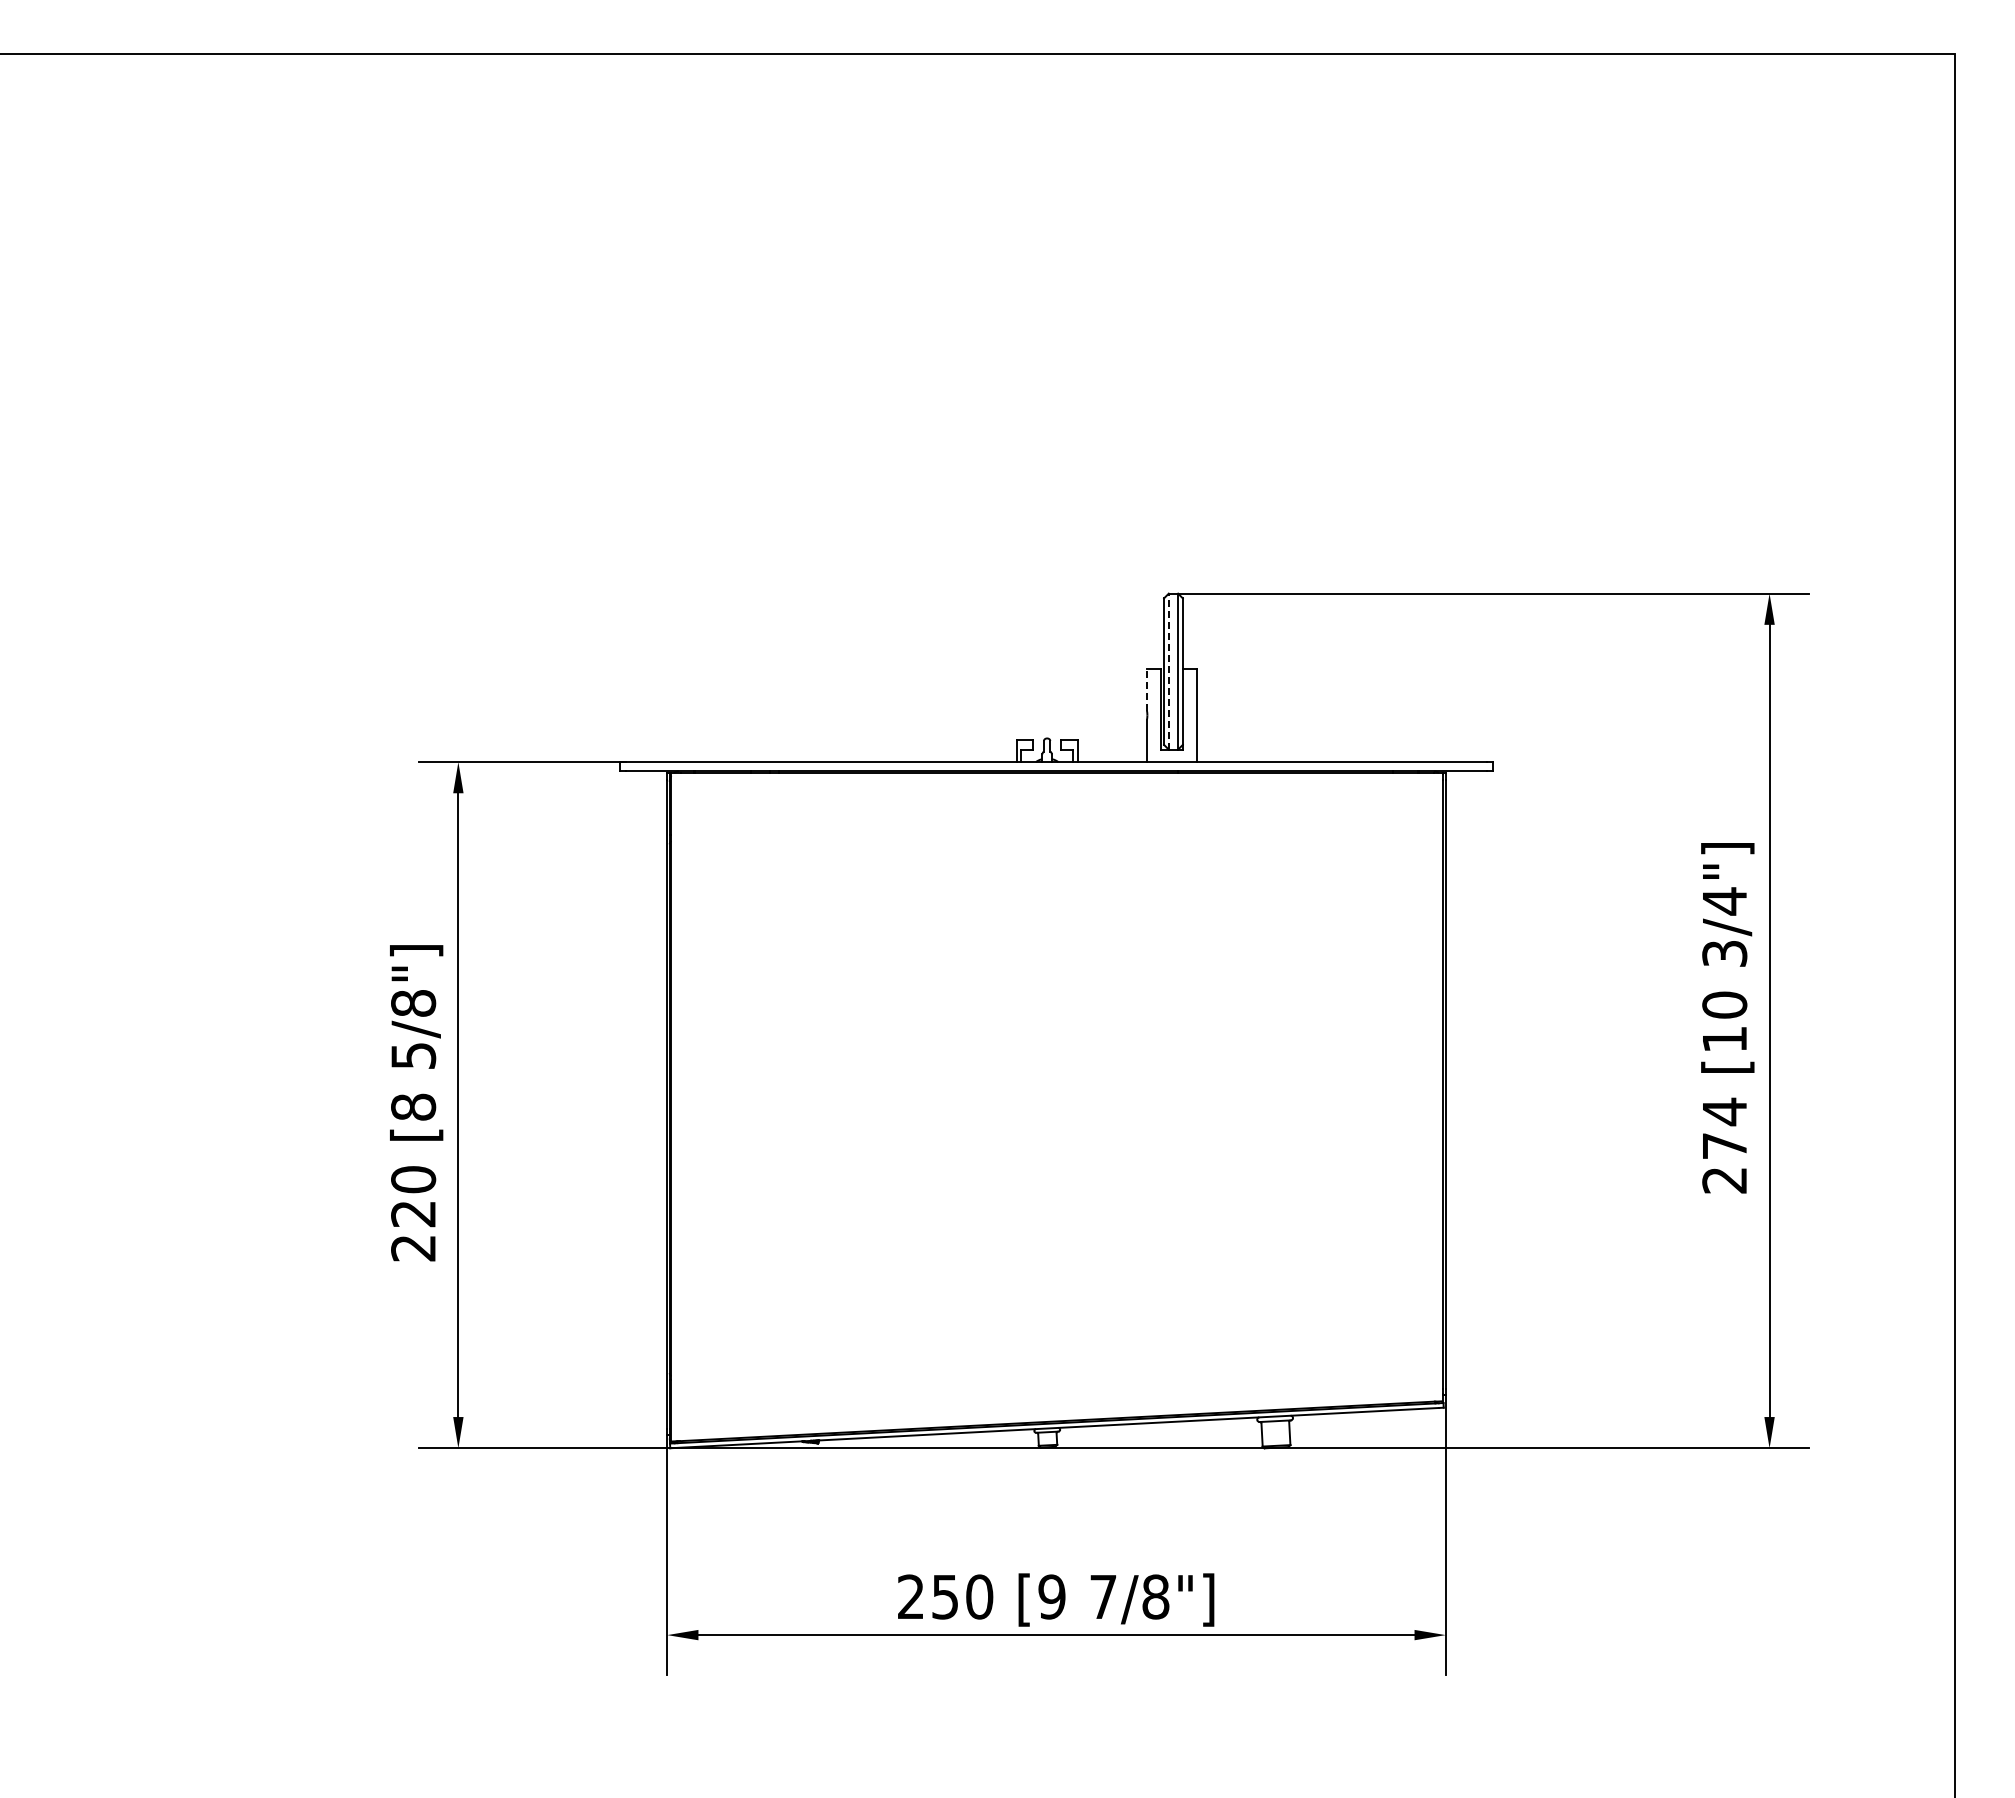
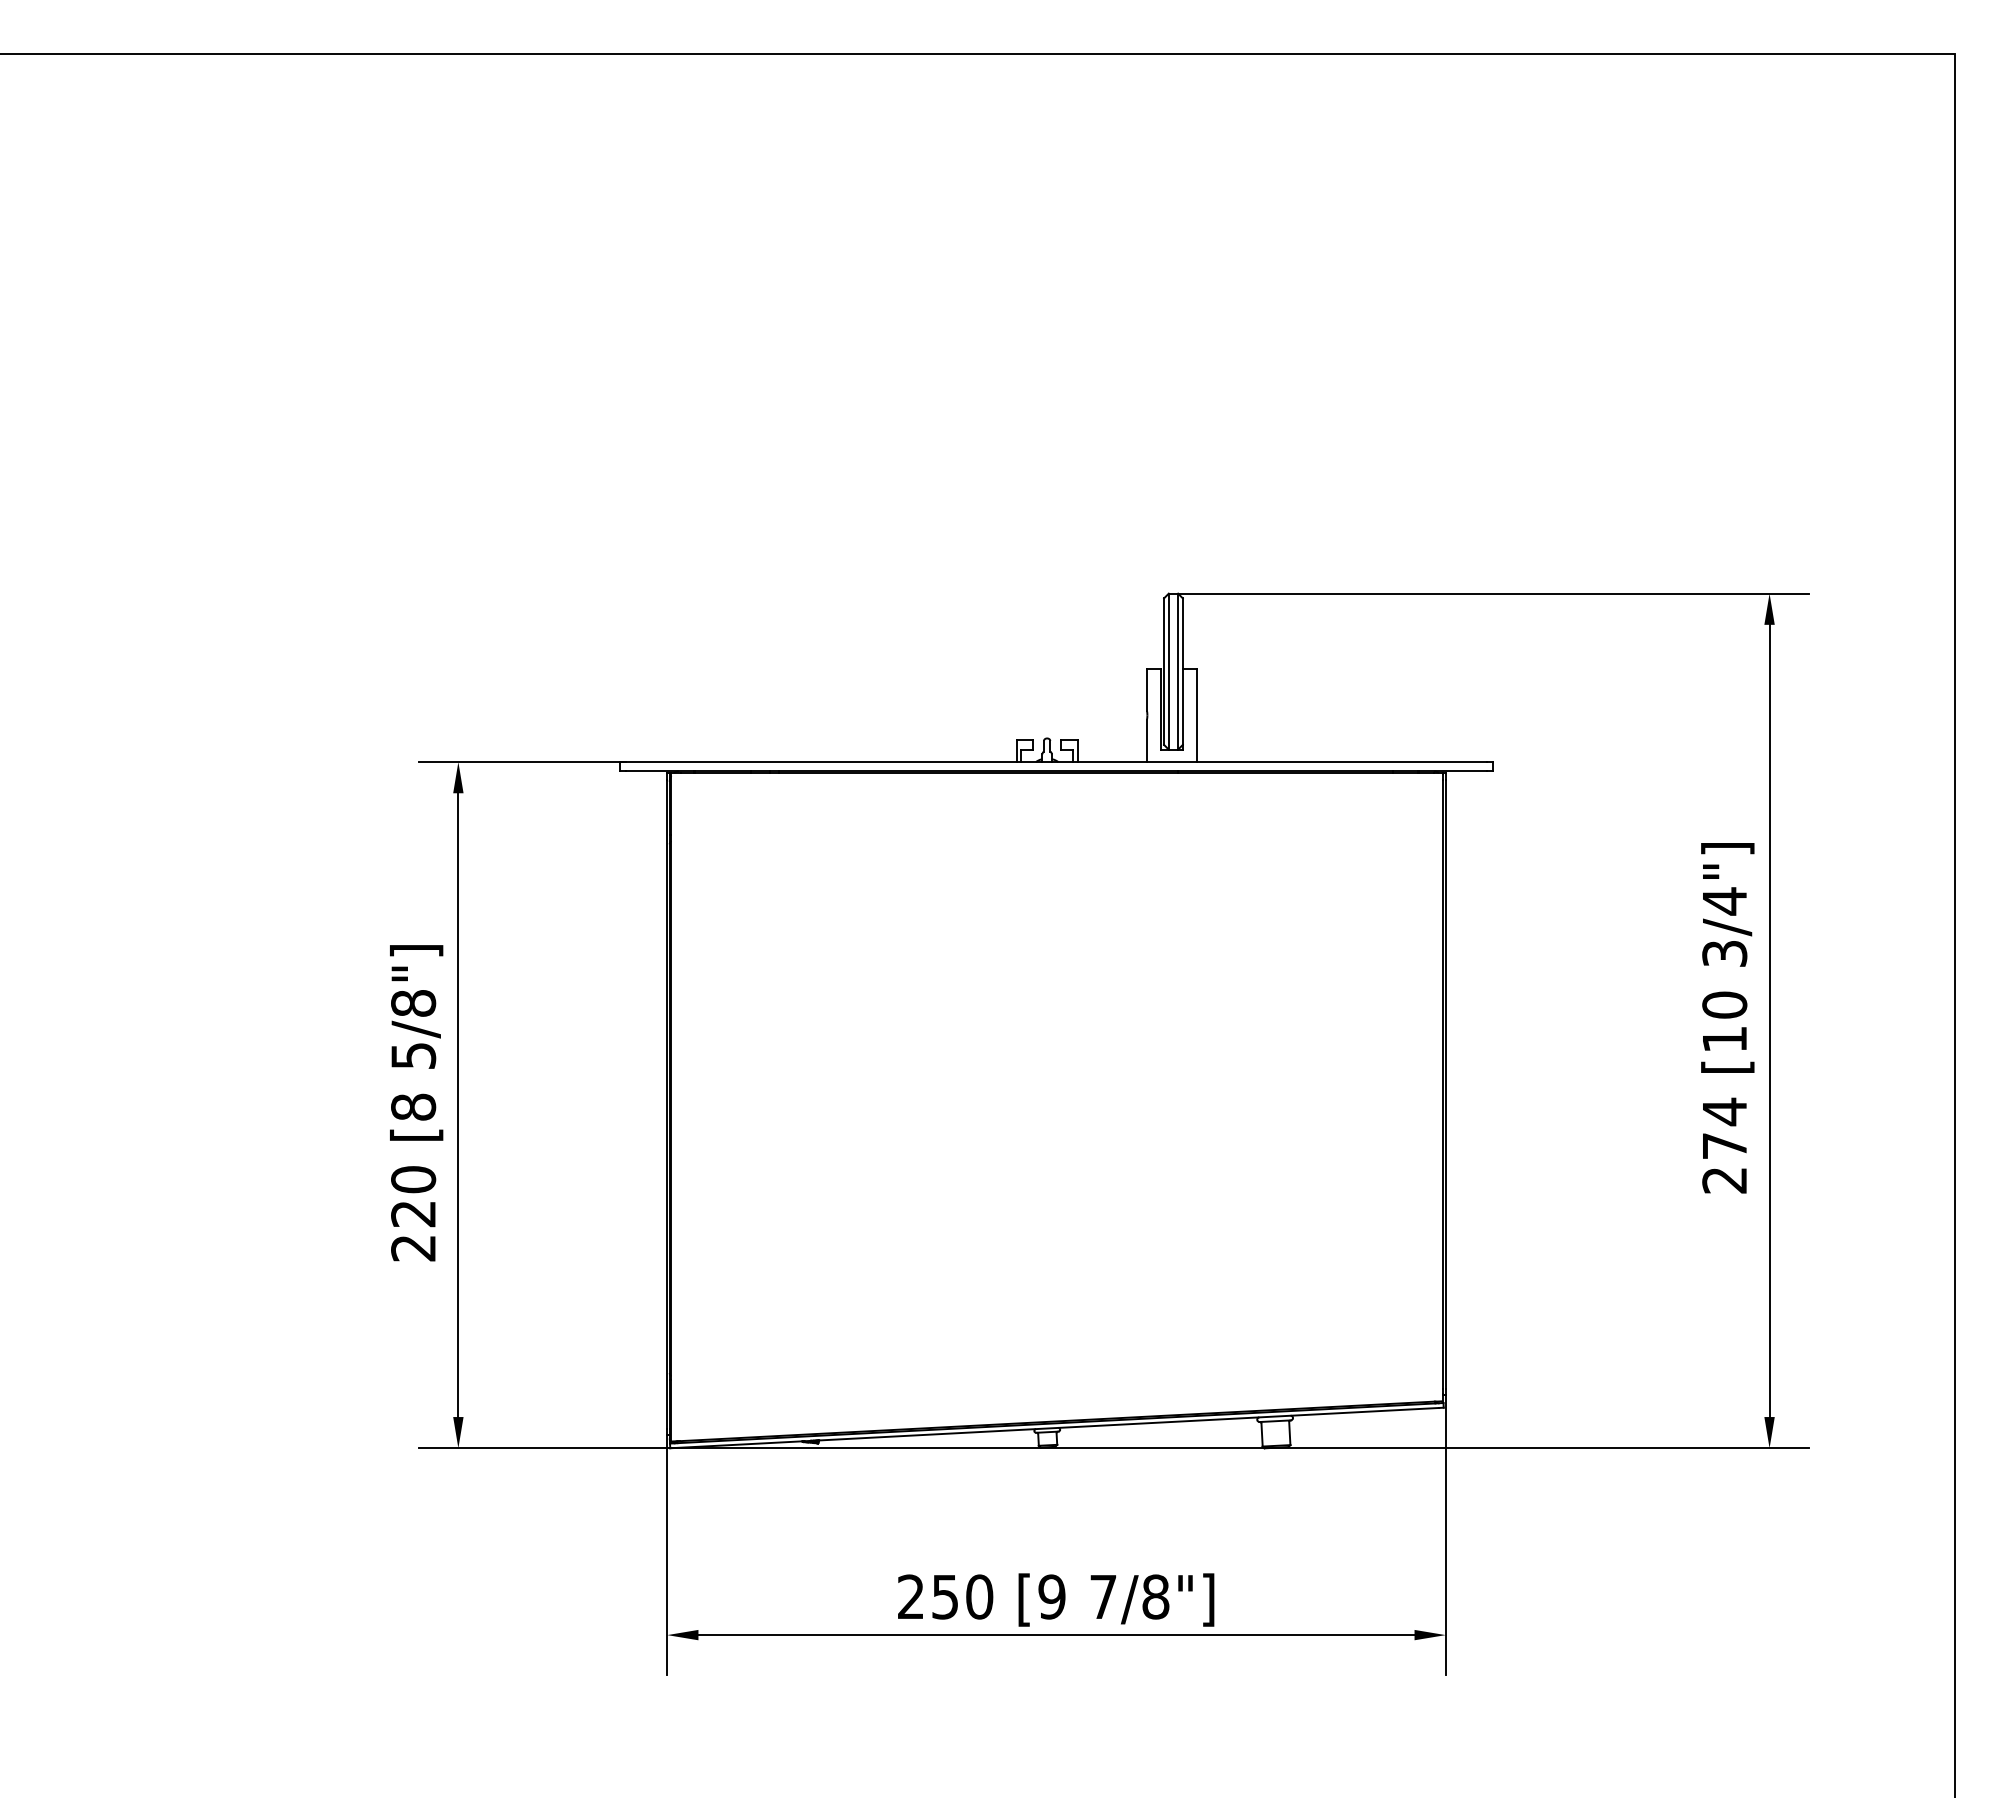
line: dashed -> solid (1168, 671)
line: dashed -> solid (1146, 689)
